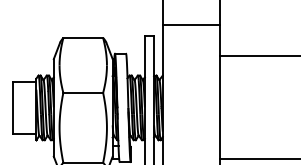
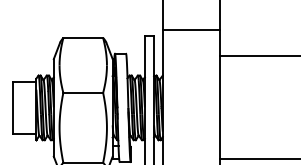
line position: (191, 24) -> (191, 29) (191, 29)
